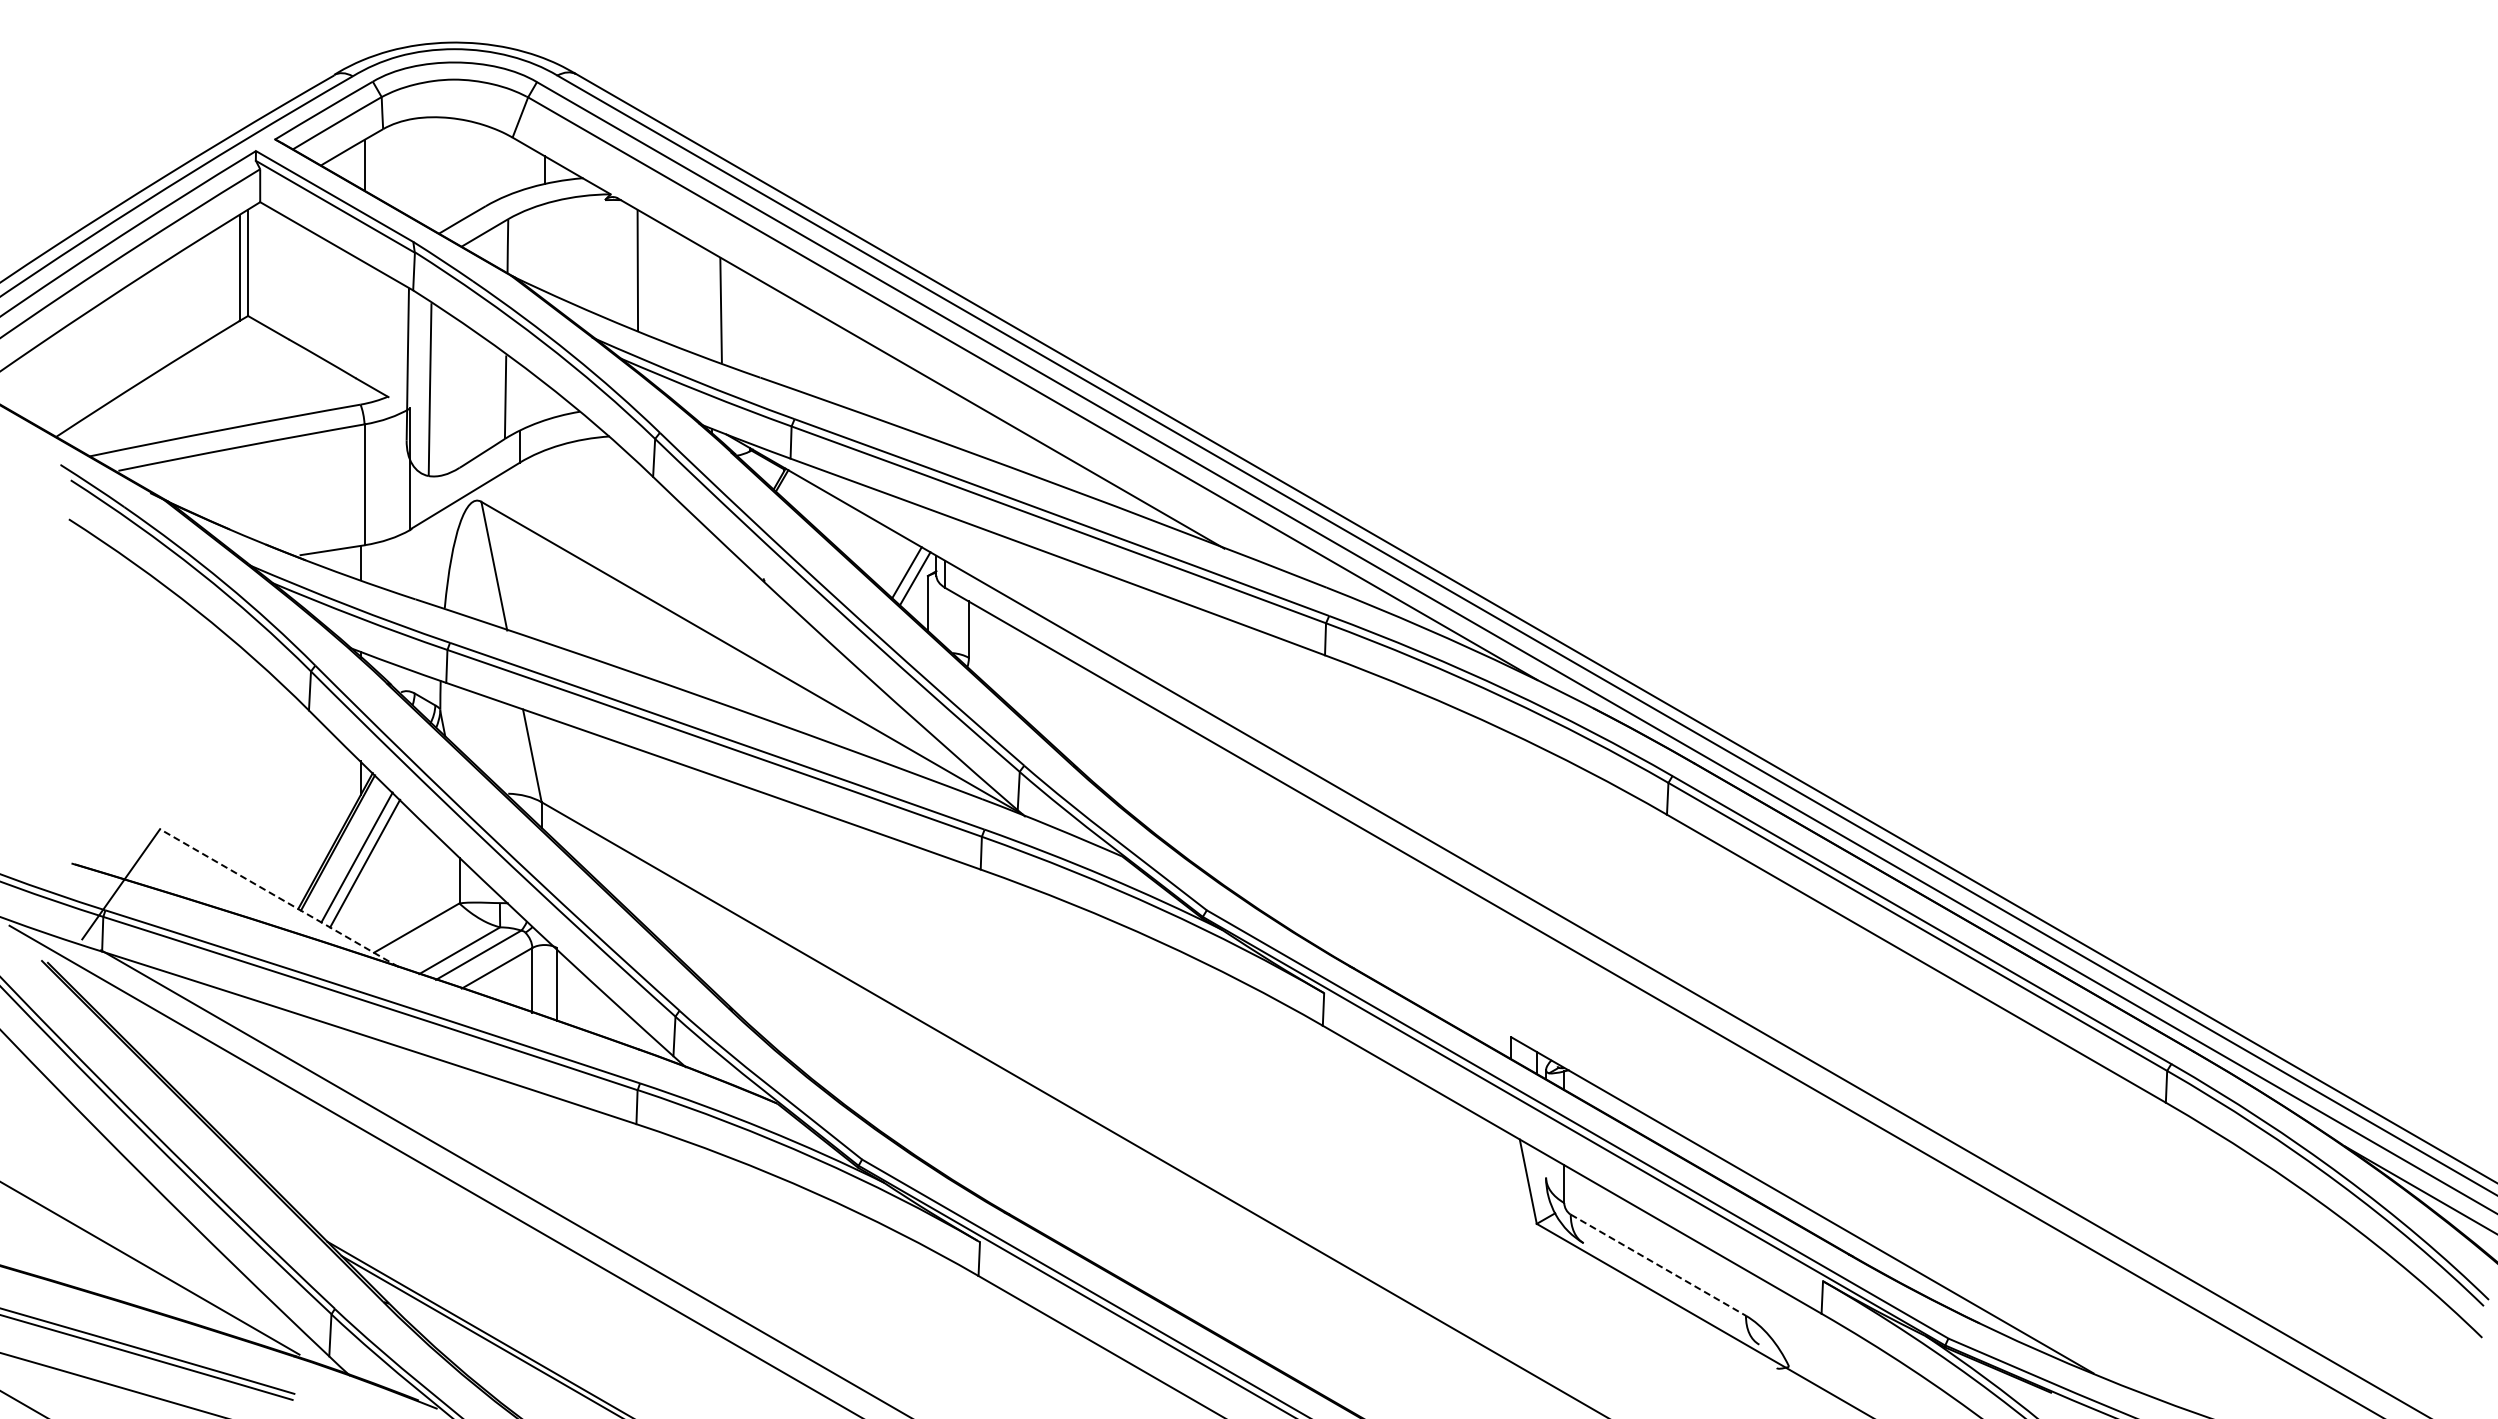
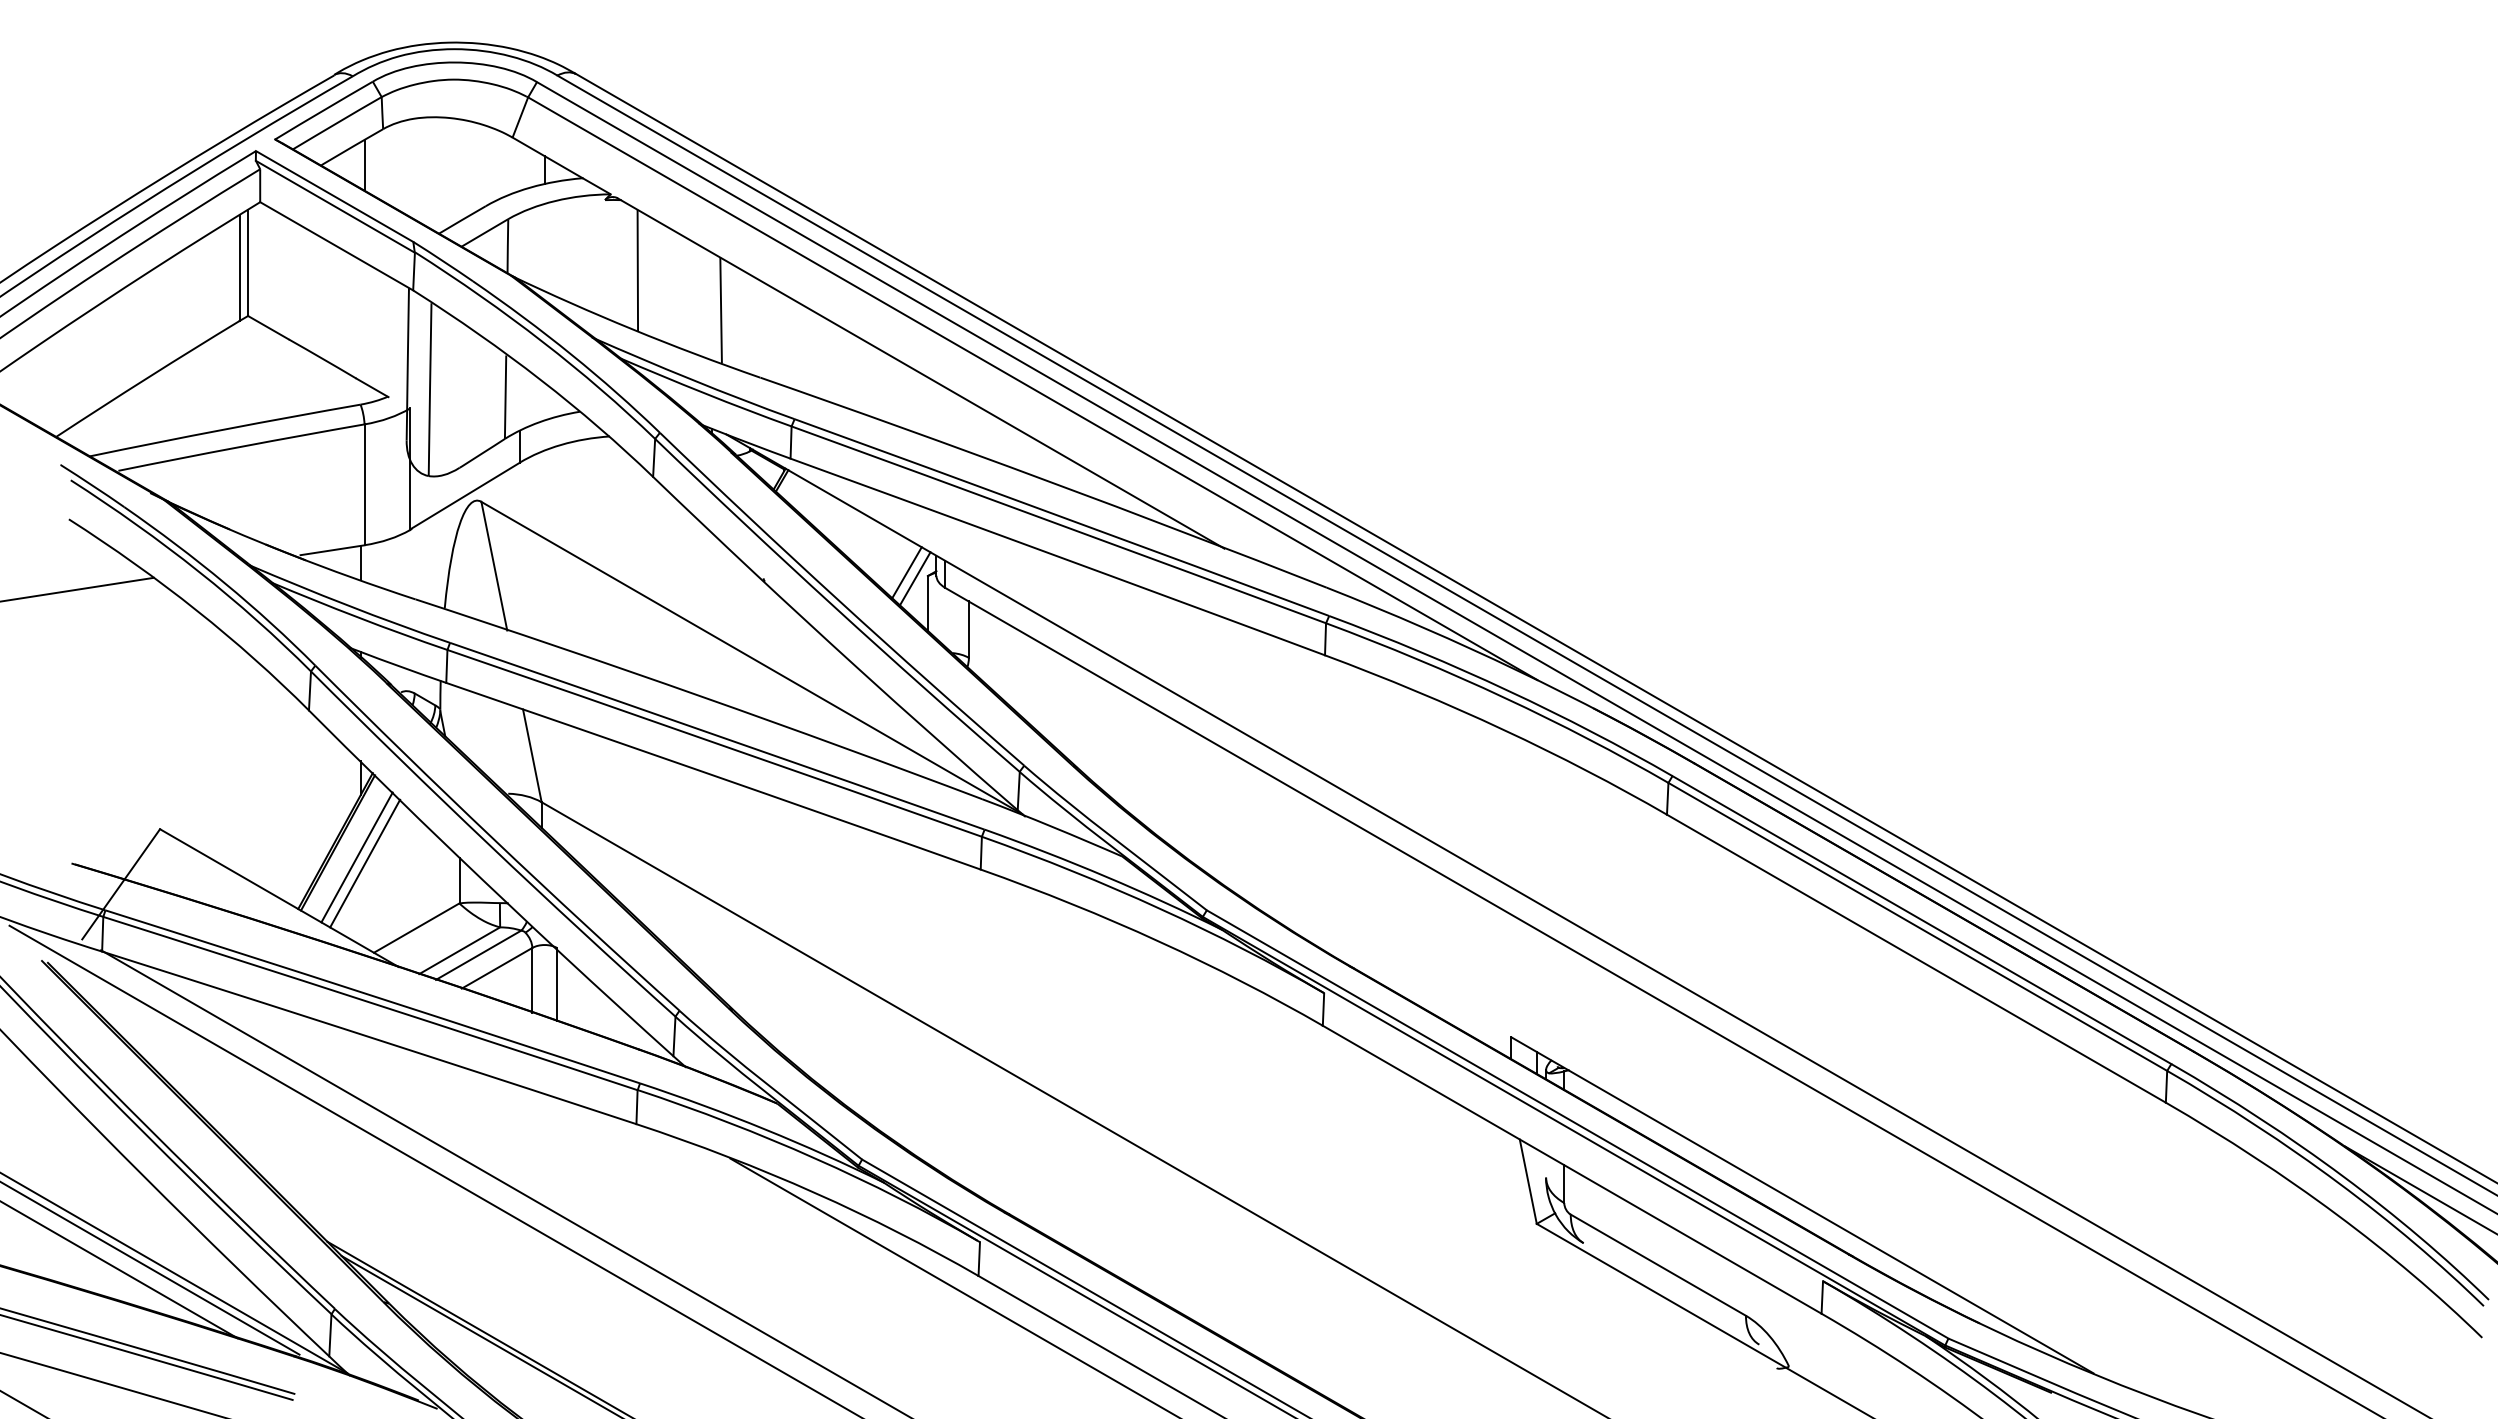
line: none -> present (77, 589)
line: dashed -> solid (279, 898)
line: dashed -> solid (1658, 1265)
line: none -> present (119, 1270)
line: none -> present (174, 1273)
line: none -> present (952, 1286)
